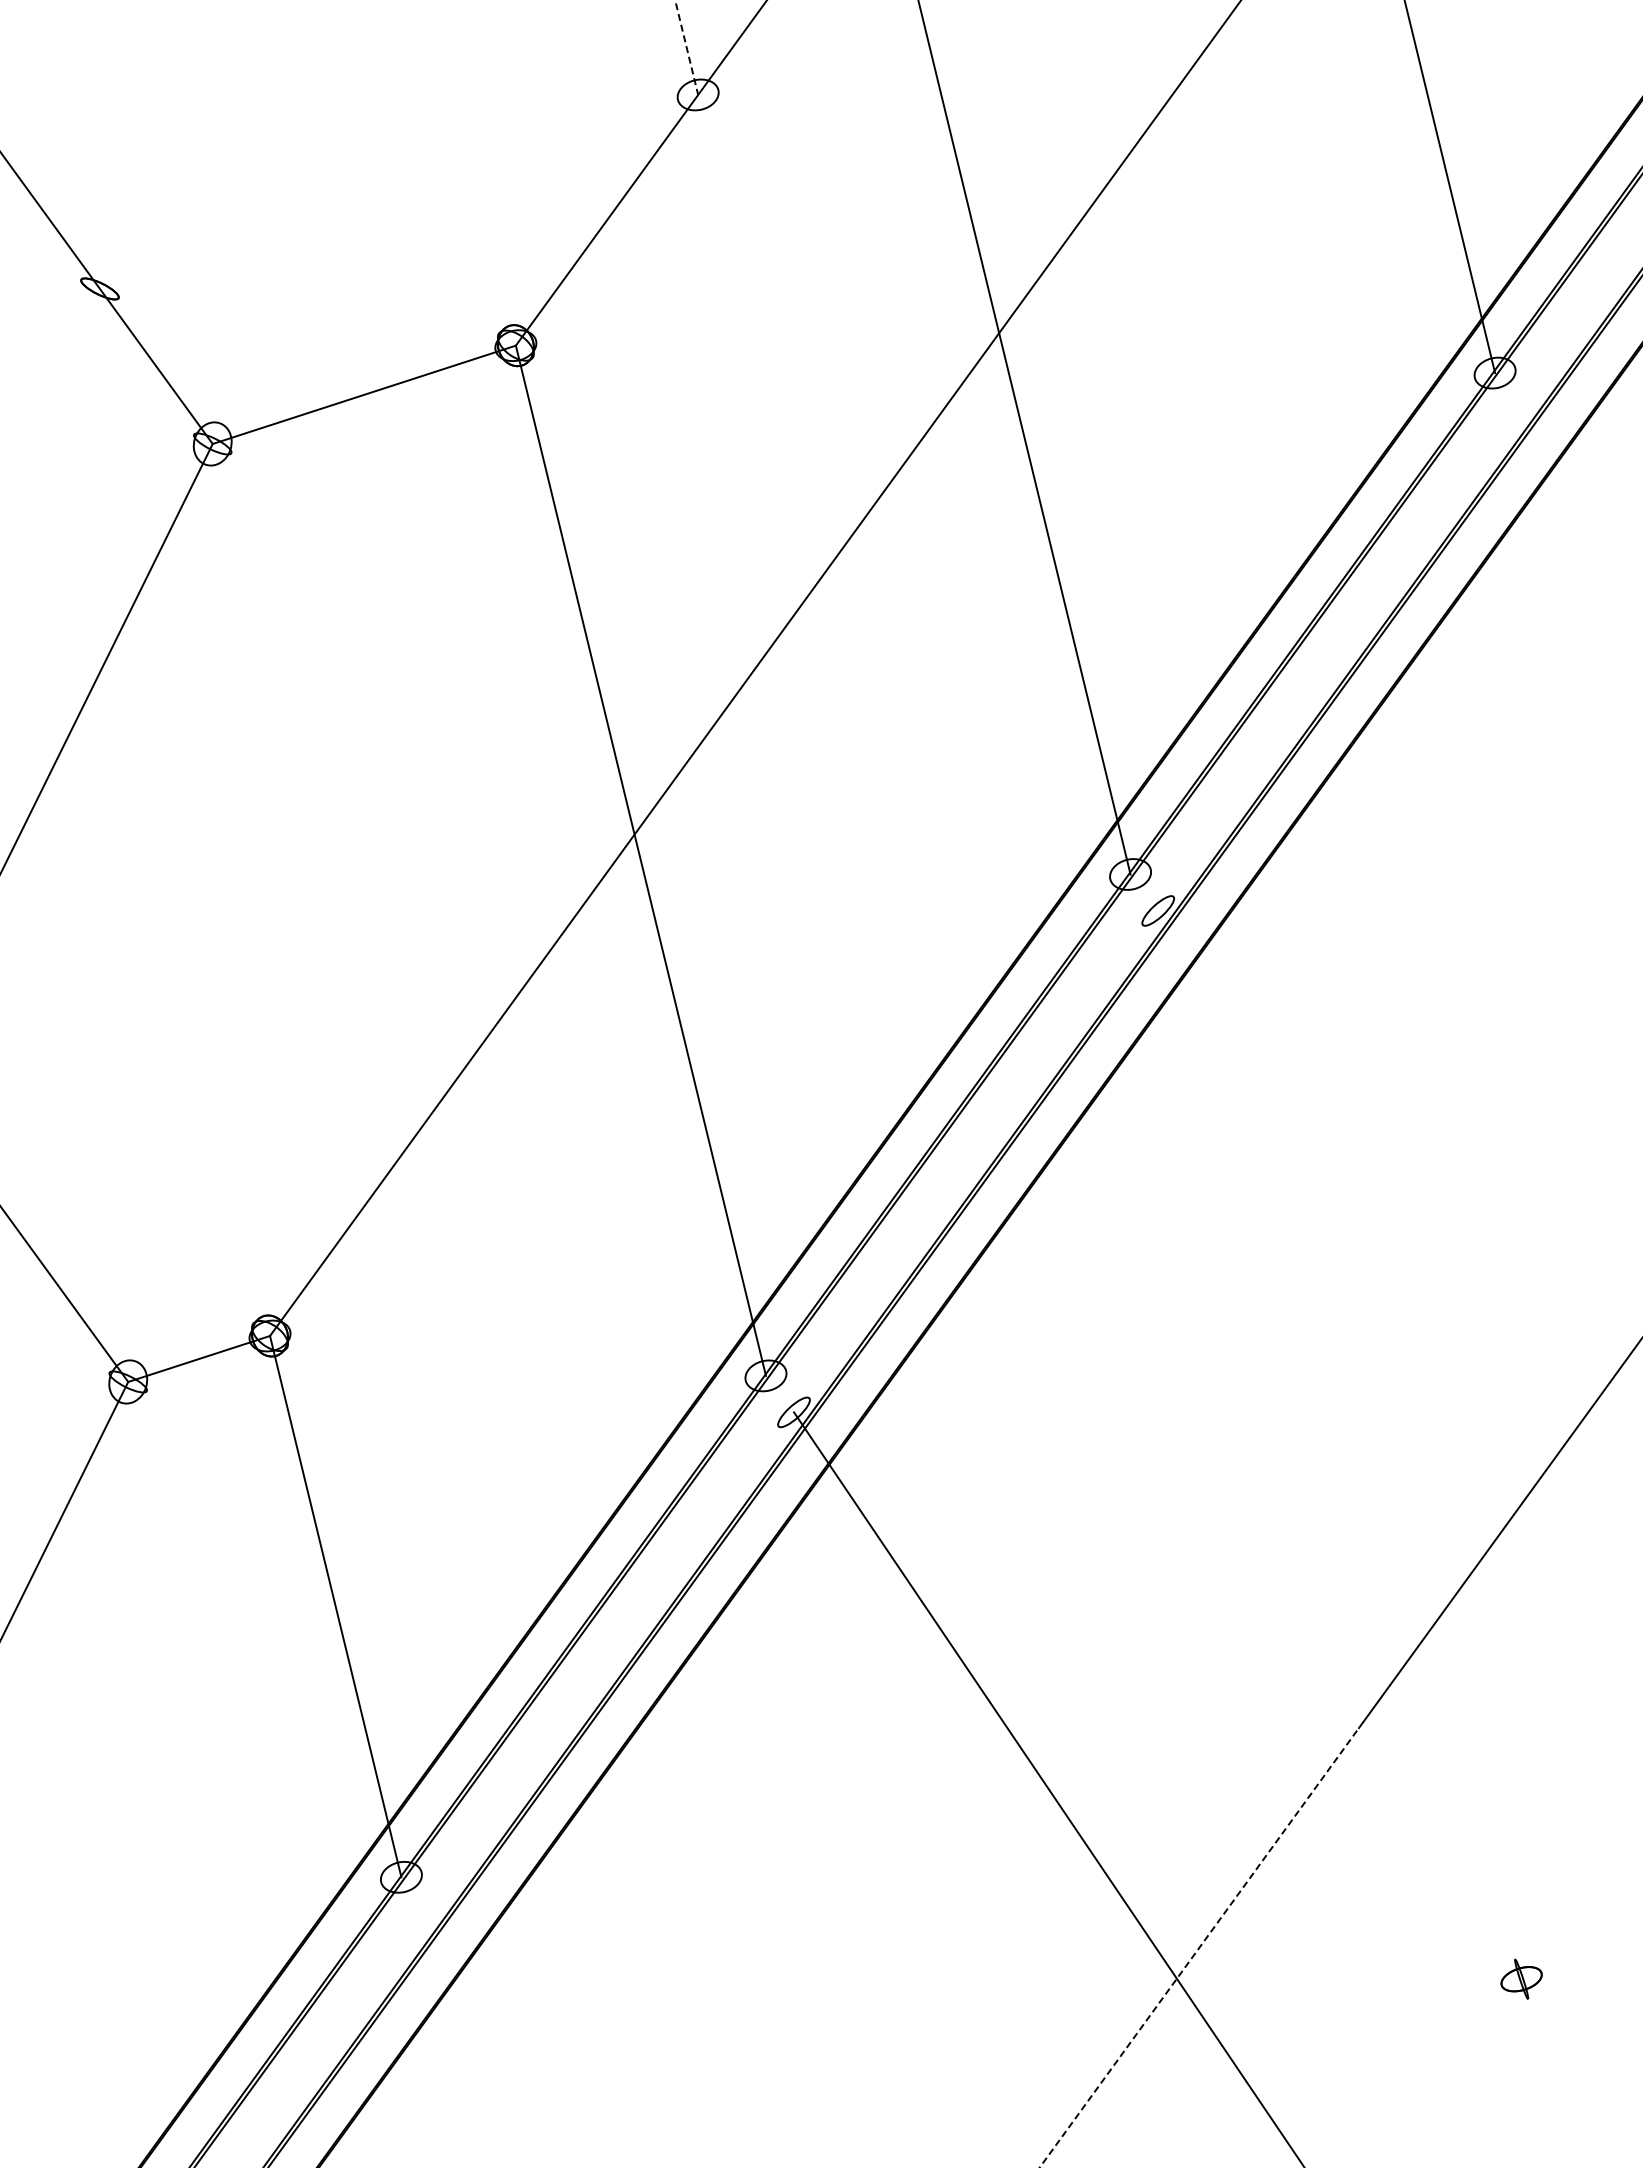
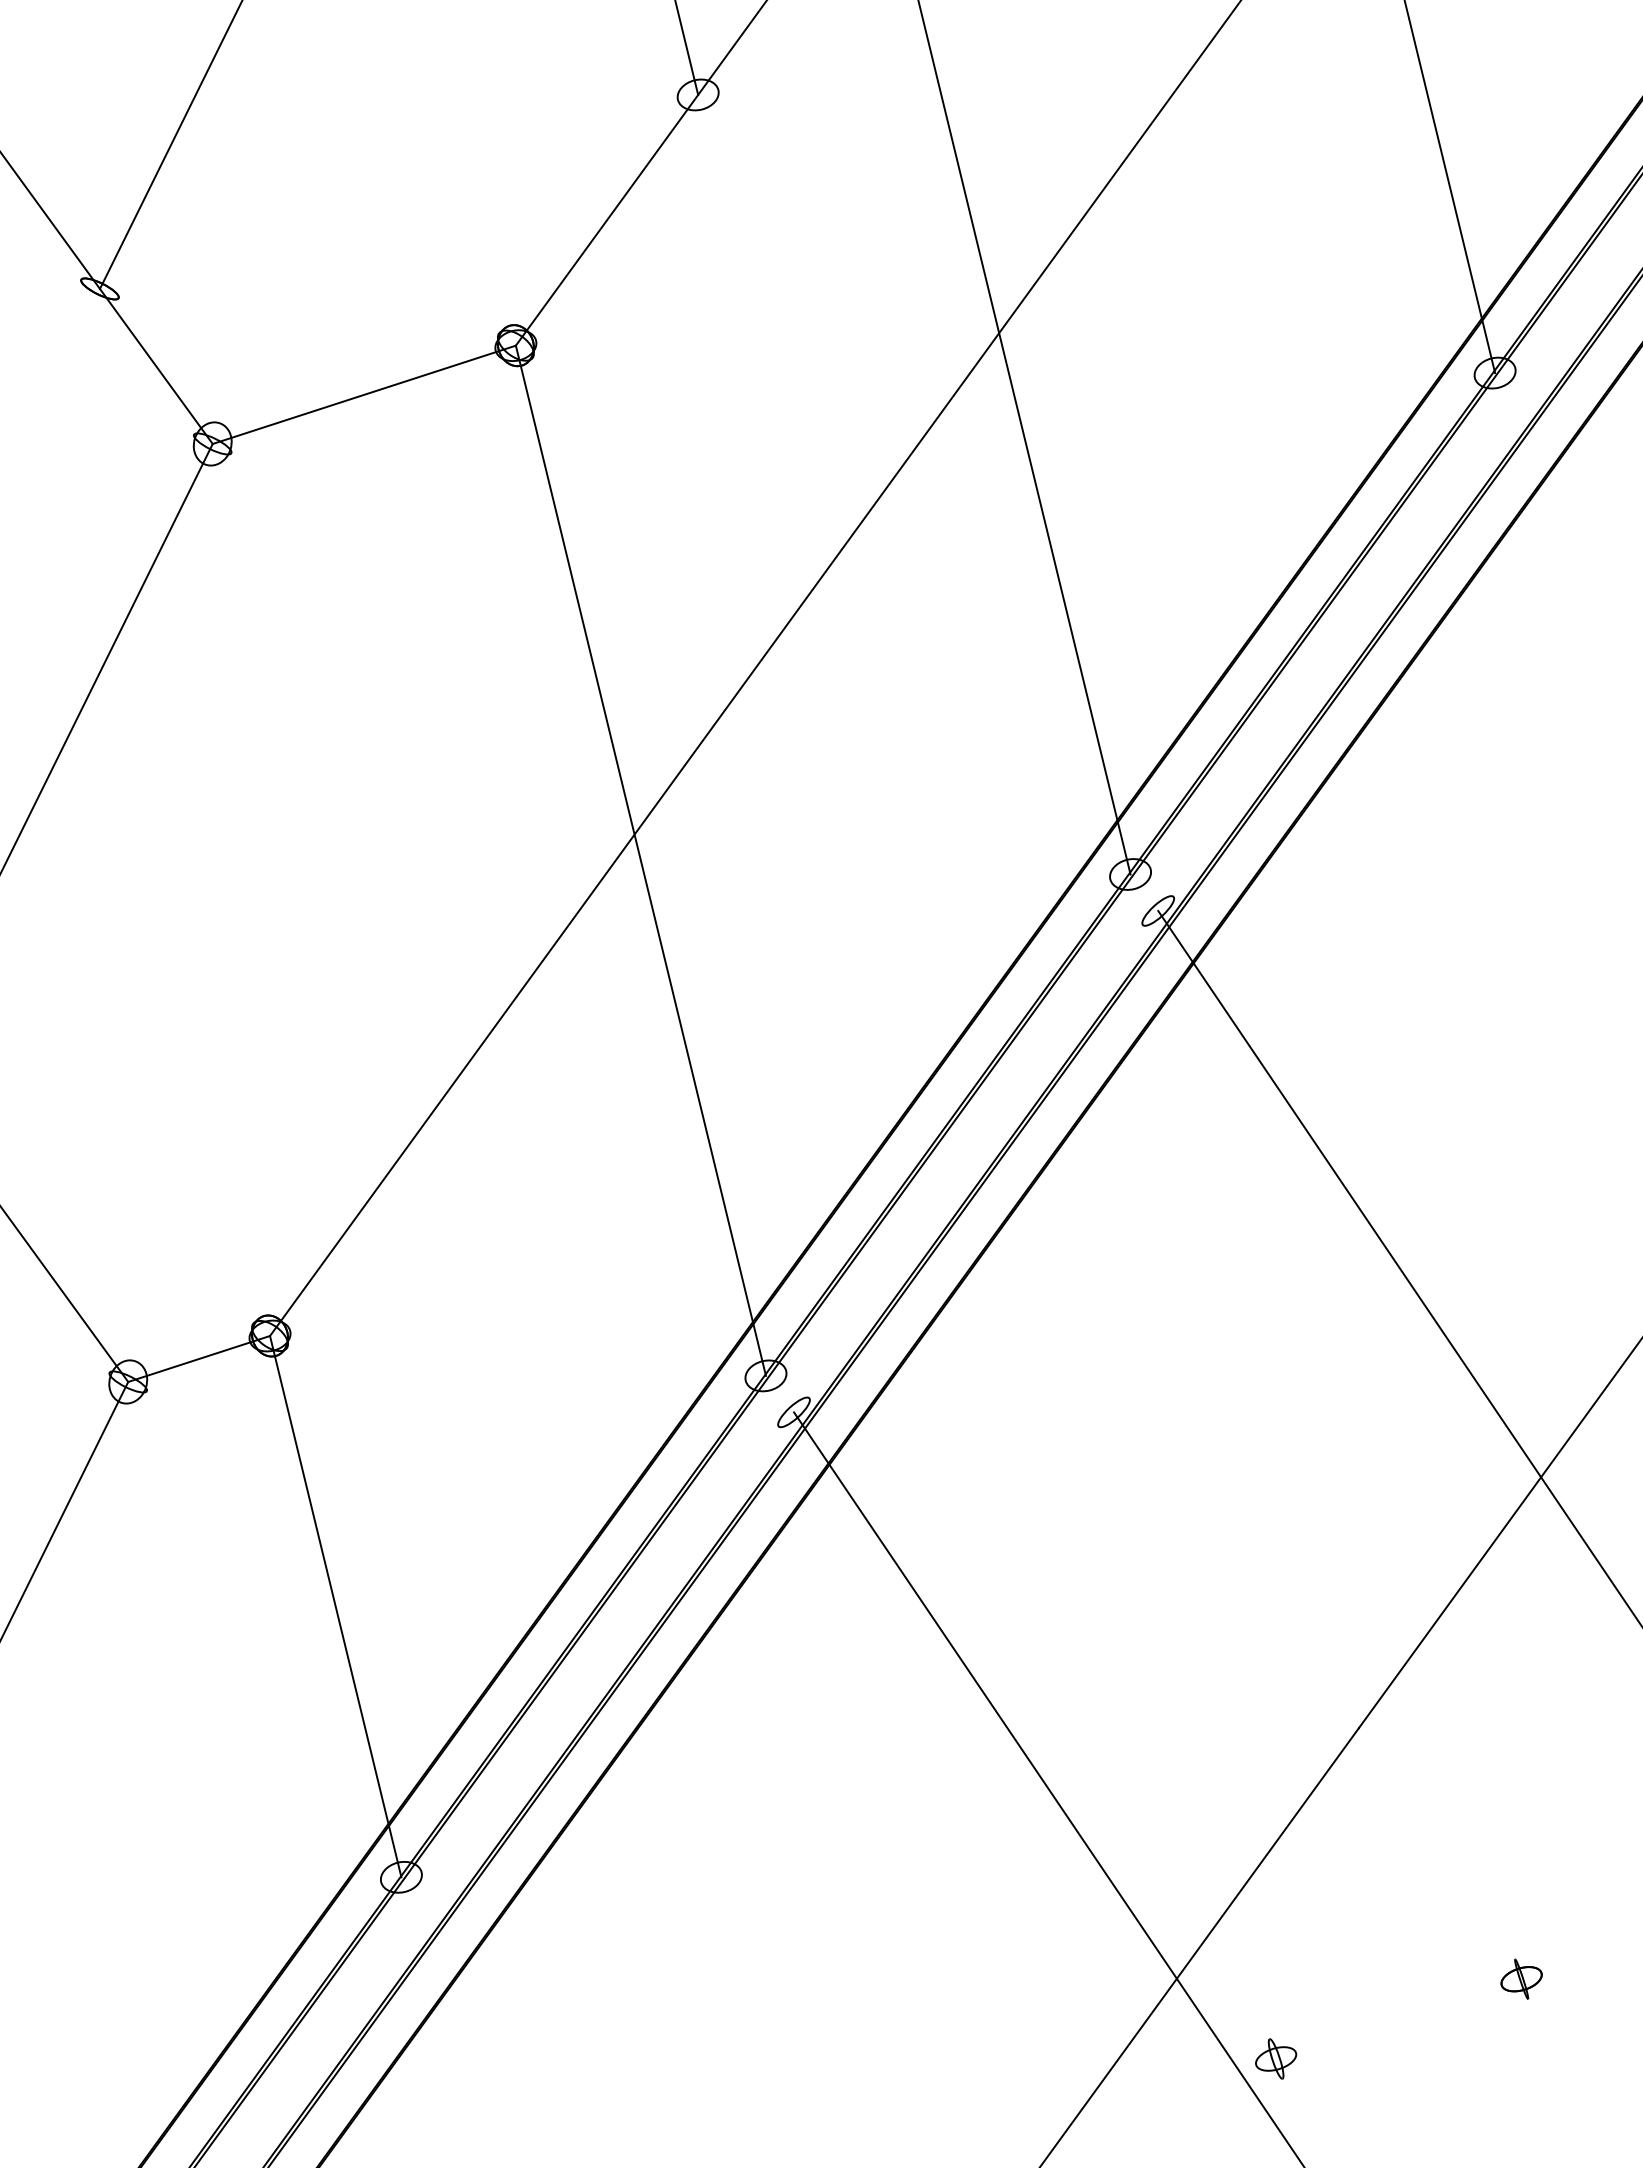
line: dashed -> solid (686, 48)
line: none -> present (170, 145)
line: none -> present (1398, 1266)
line: dashed -> solid (1199, 1947)
part: none -> present (1276, 2058)
